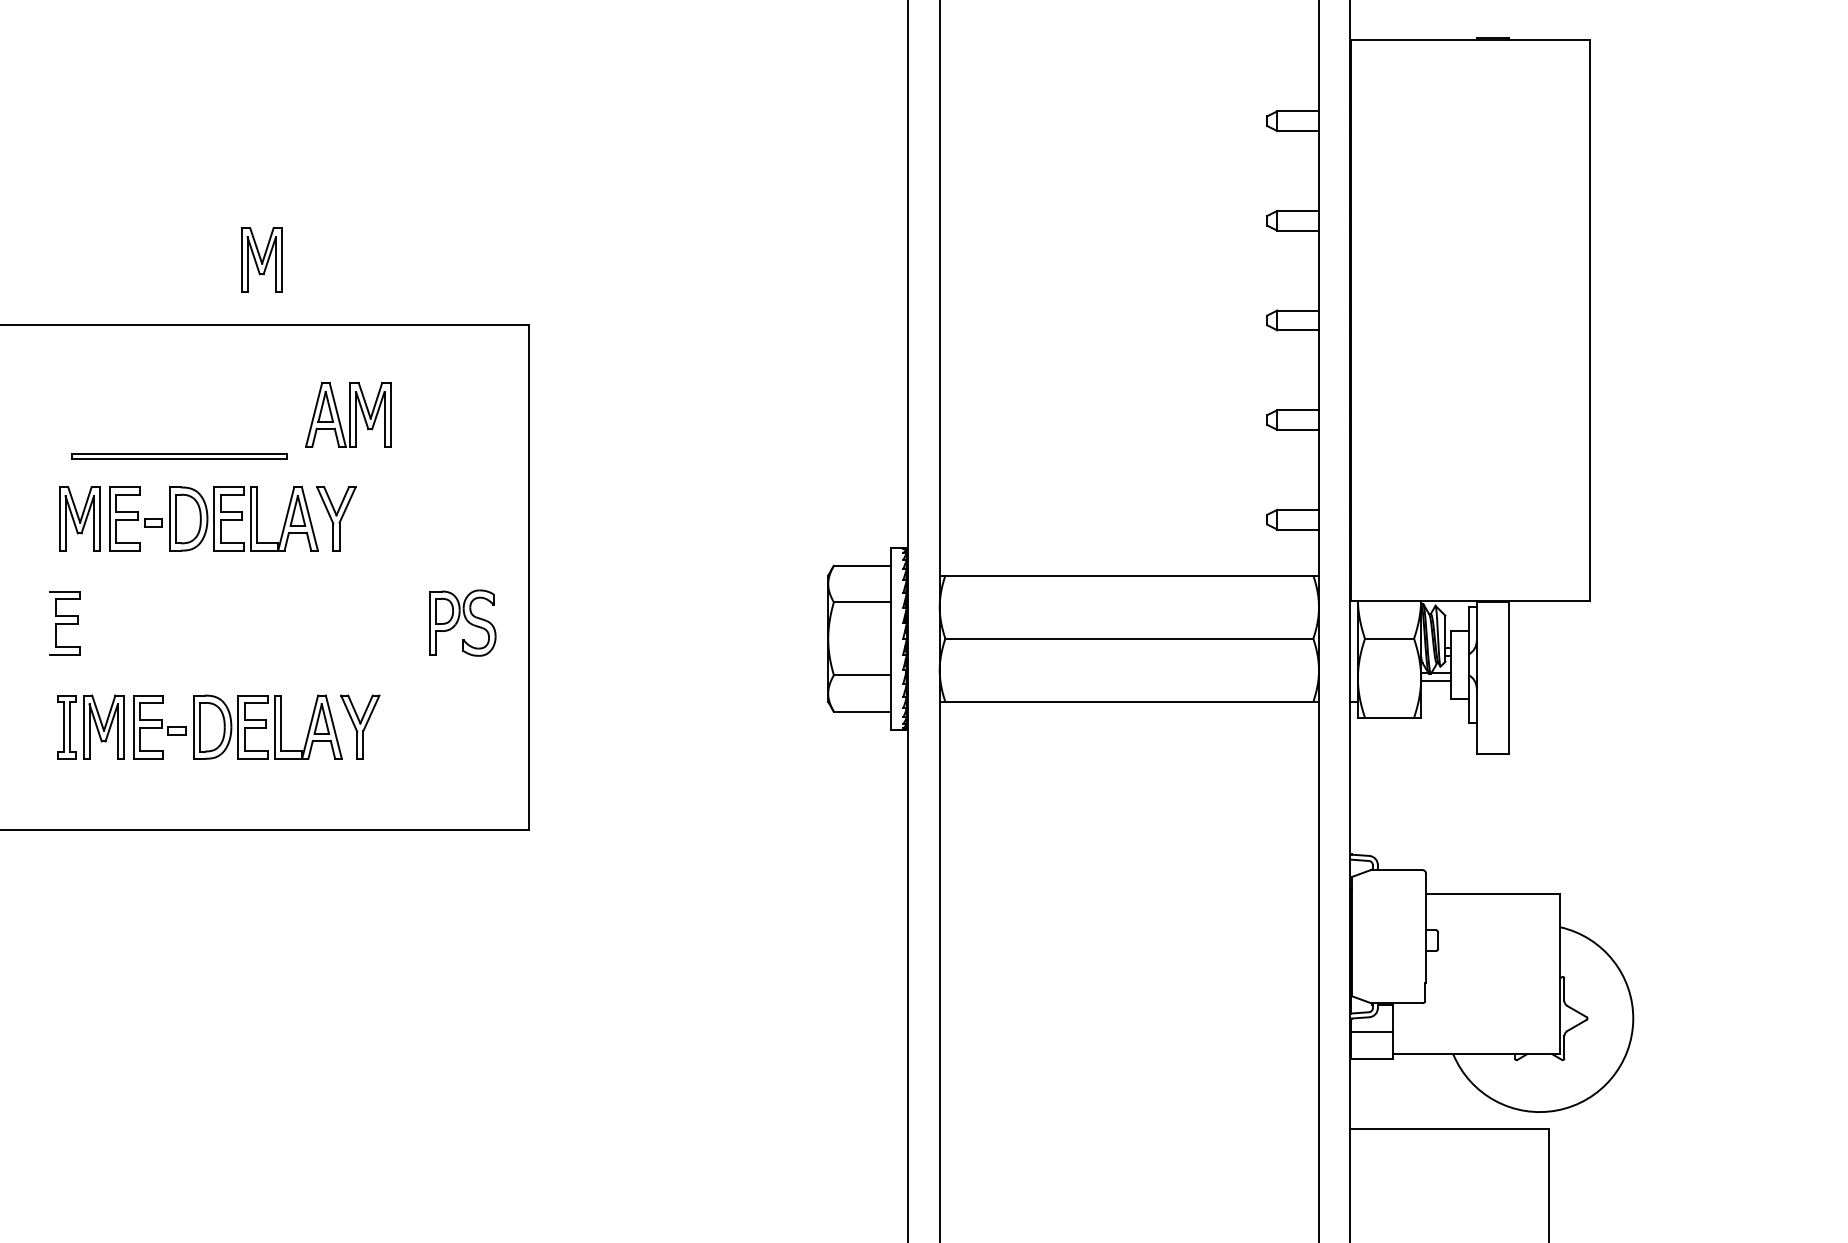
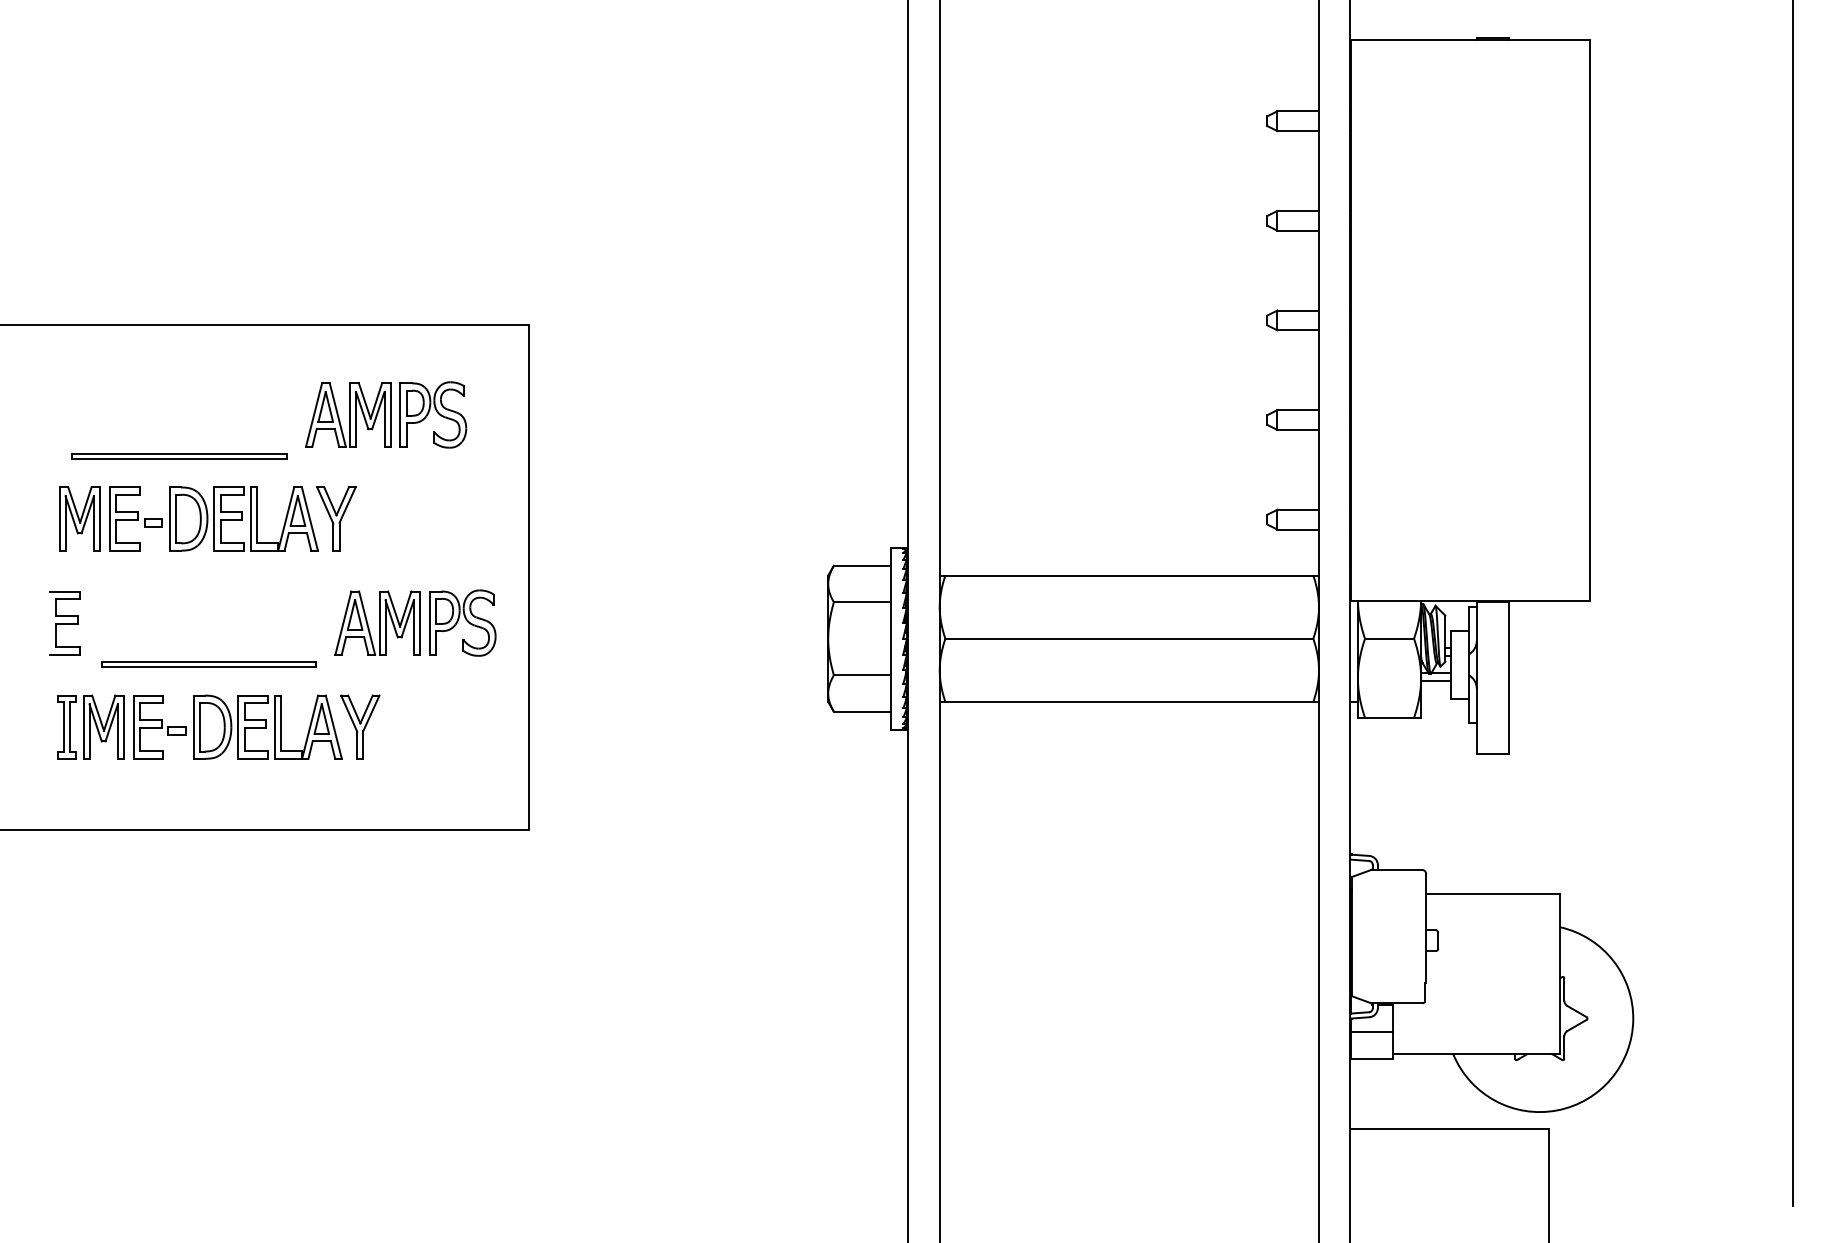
part: present -> none (261, 259)
part: none -> present (433, 414)
line: none -> present (1792, 603)
part: none -> present (377, 622)
part: none -> present (208, 664)
